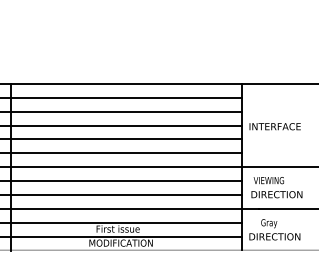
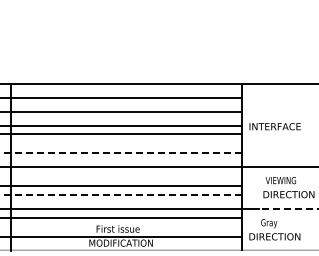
line position: (121, 139) -> (121, 134) (121, 134)
line: solid -> dashed (121, 153)
line position: (121, 181) -> (121, 186) (121, 186)
text position: (276, 187) -> (288, 187) (288, 187)
line: solid -> dashed (121, 195)
line: solid -> dashed (288, 209)
line position: (121, 222) -> (121, 217) (121, 217)
